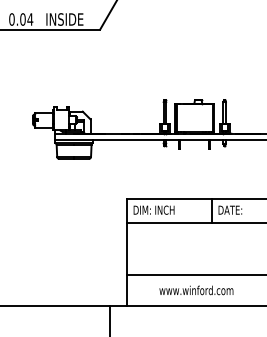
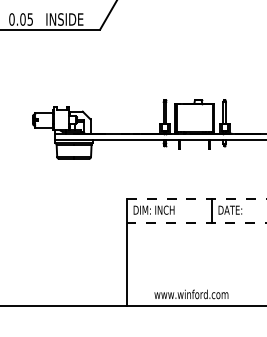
text: 0.04 -> 0.05 (30, 19)
line: solid -> dashed (196, 198)
line: solid -> dashed (196, 223)
line: present -> none (194, 274)
text position: (196, 290) -> (191, 294) (191, 294)
line: present -> none (109, 319)
